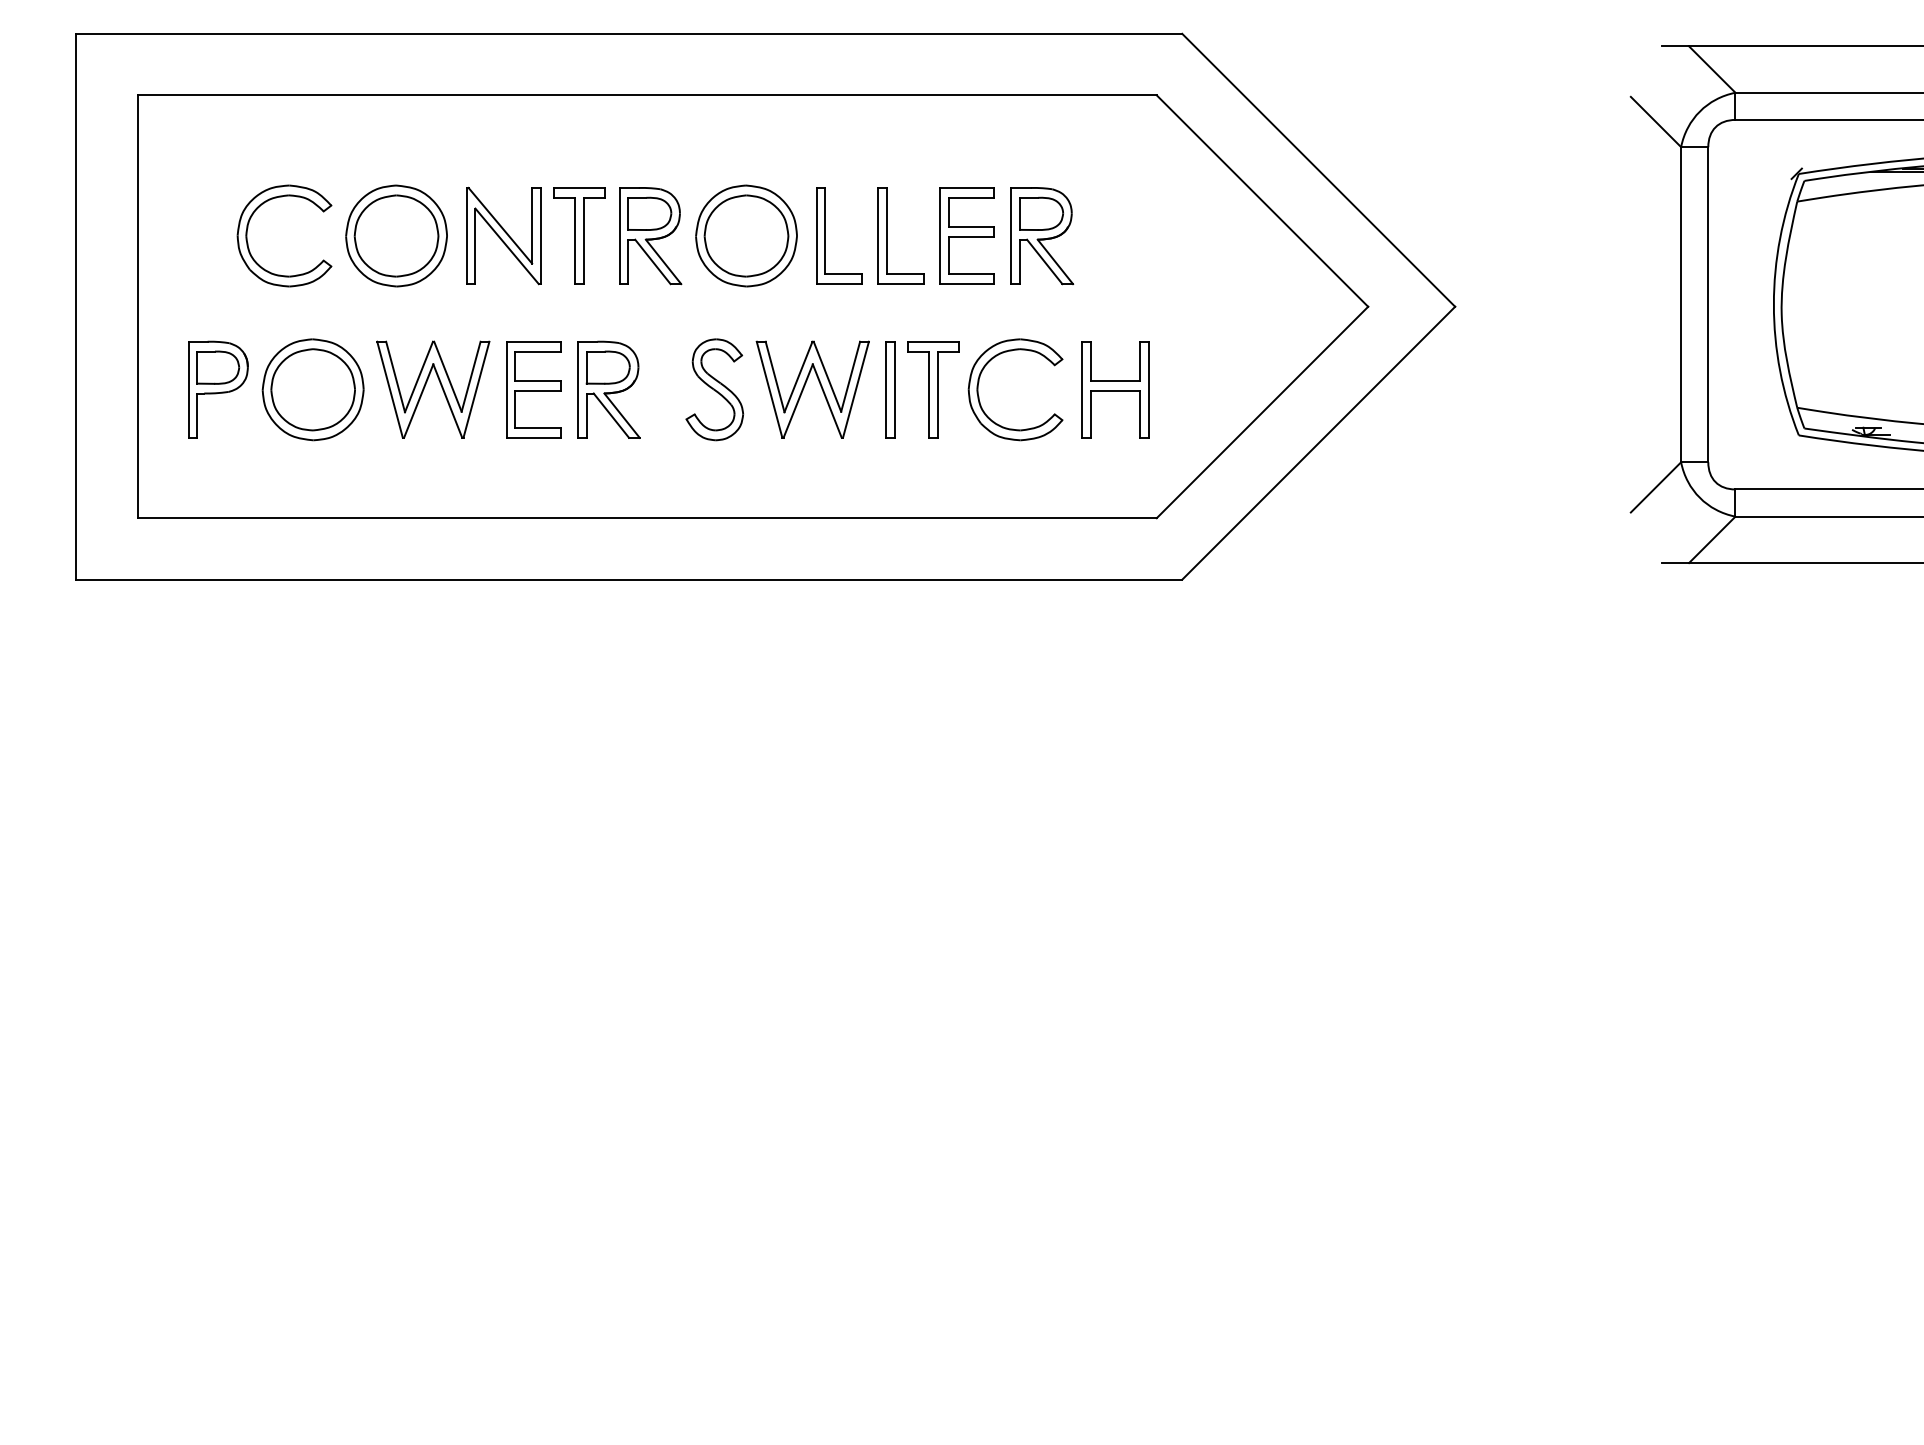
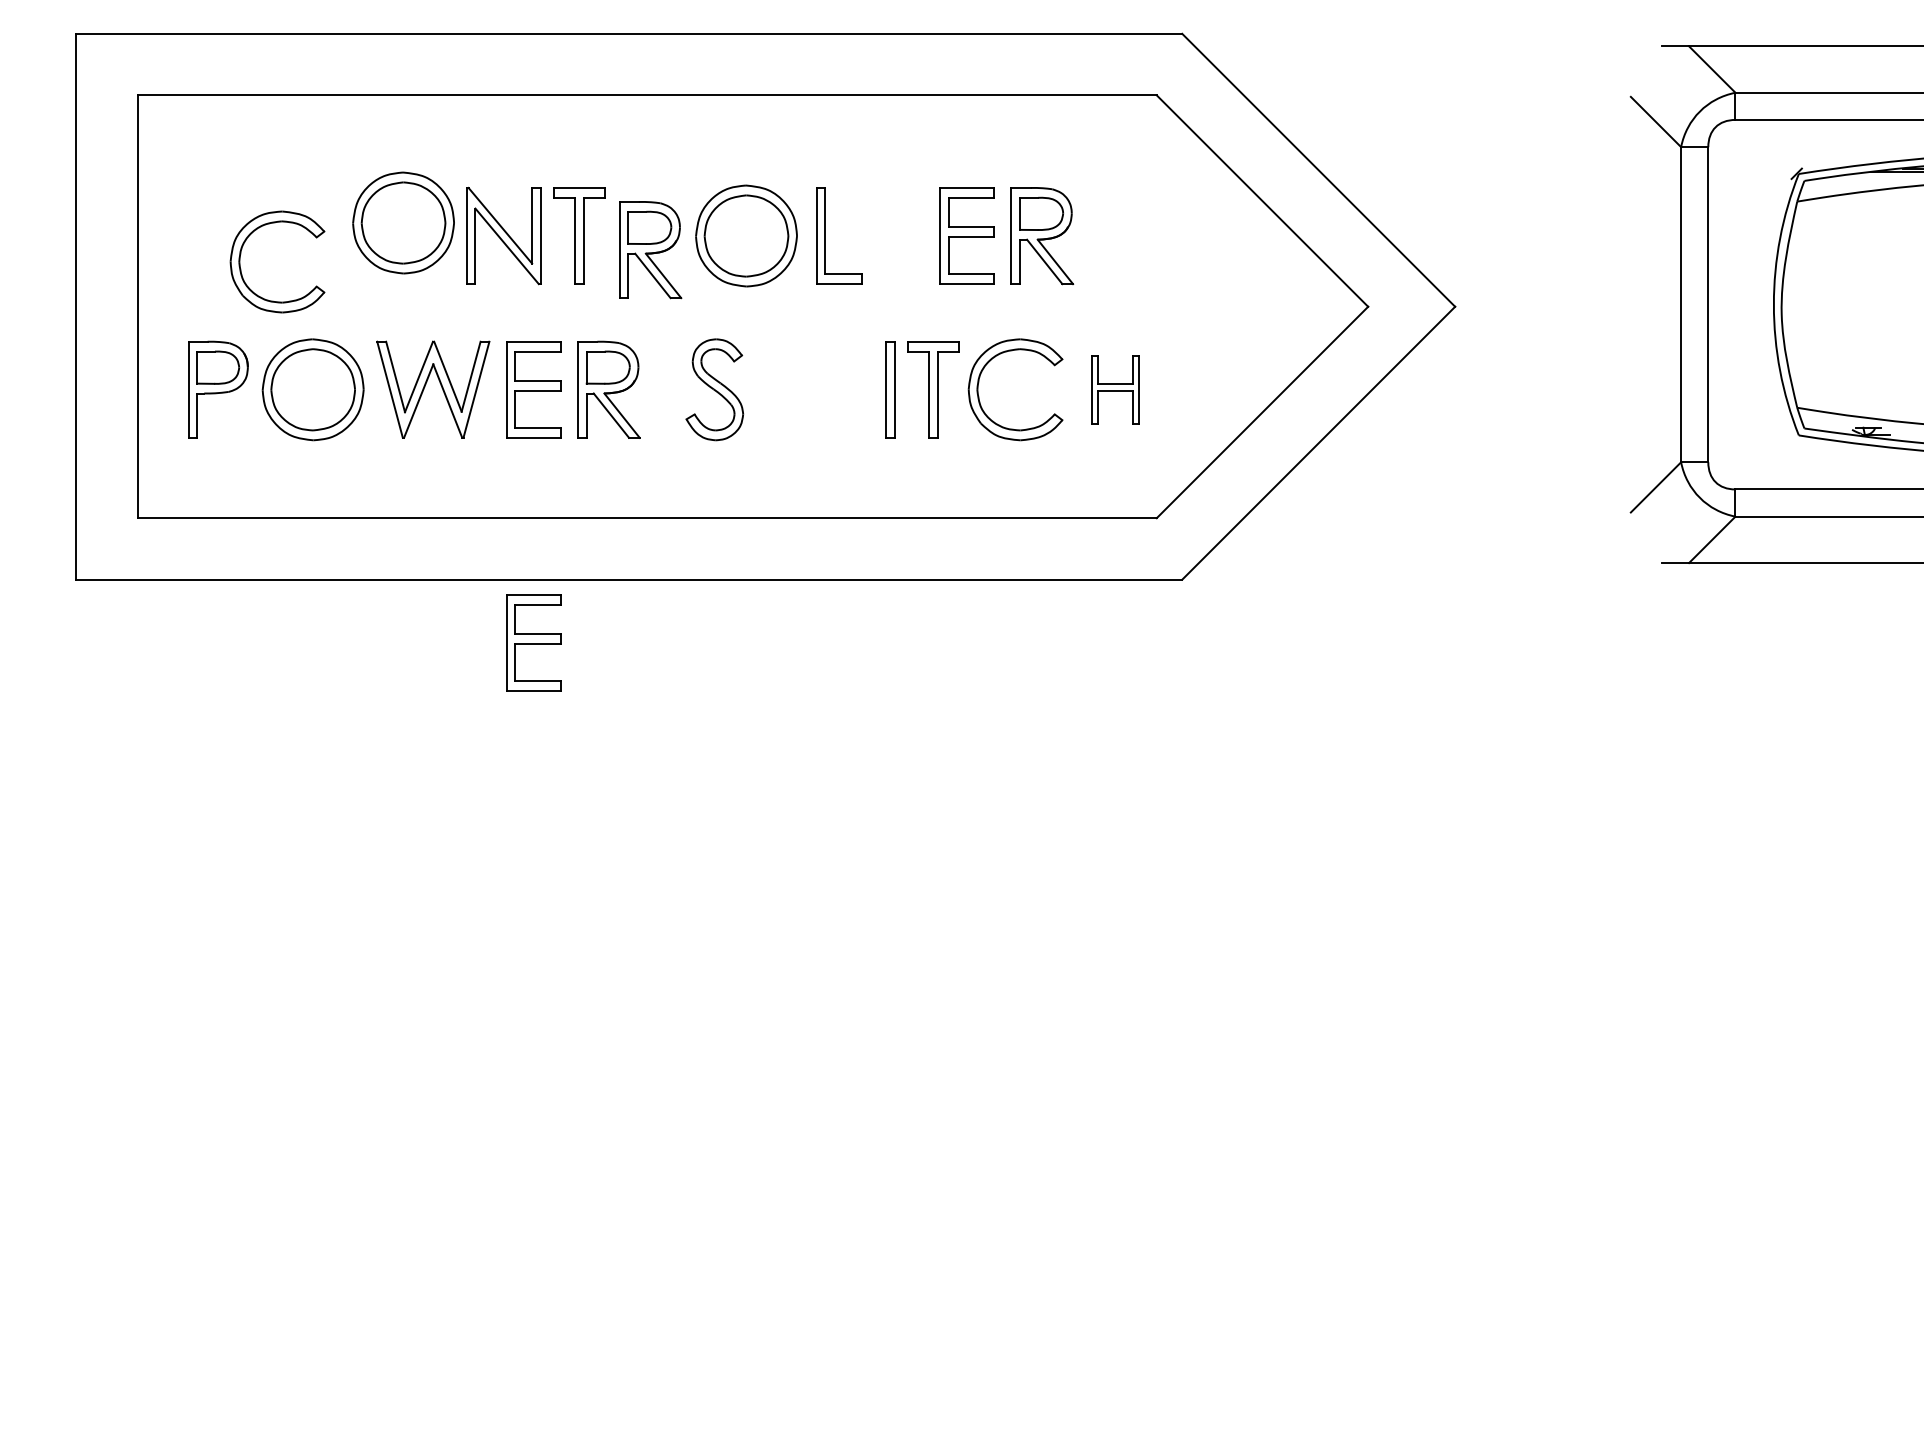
part position: (248, 228) -> (241, 254) (241, 254)
part position: (396, 235) -> (403, 222) (403, 222)
part: present -> none (887, 235)
part position: (650, 236) -> (650, 250) (650, 250)
part: present -> none (805, 385)
part size: 69x98 px -> 49x70 px (1115, 389)
part: none -> present (533, 642)
